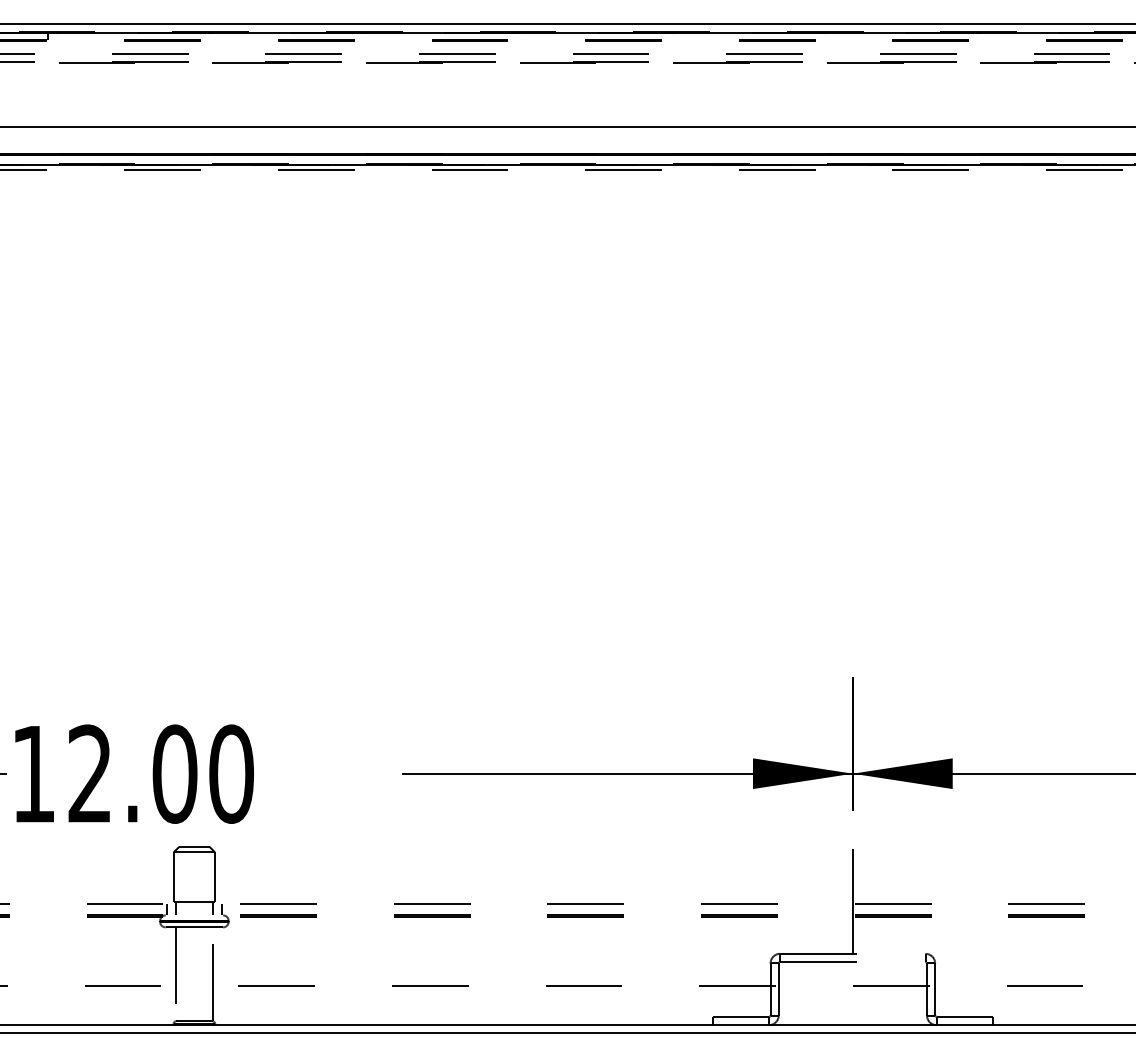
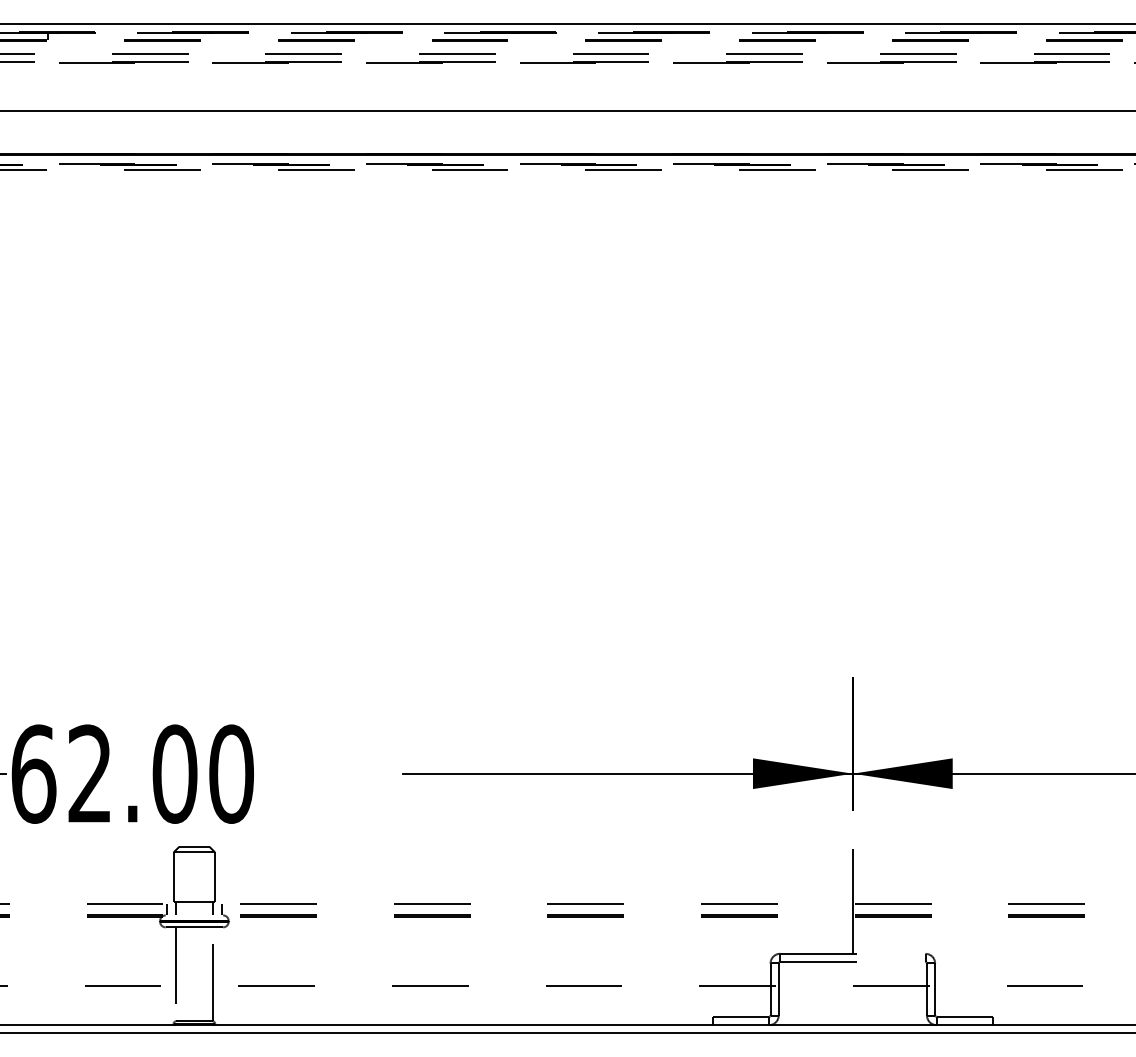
line: solid -> dashed (568, 33)
line position: (567, 126) -> (567, 110) (567, 110)
line: solid -> dashed (567, 165)
text: 12.00 -> 62.00 (33, 773)
